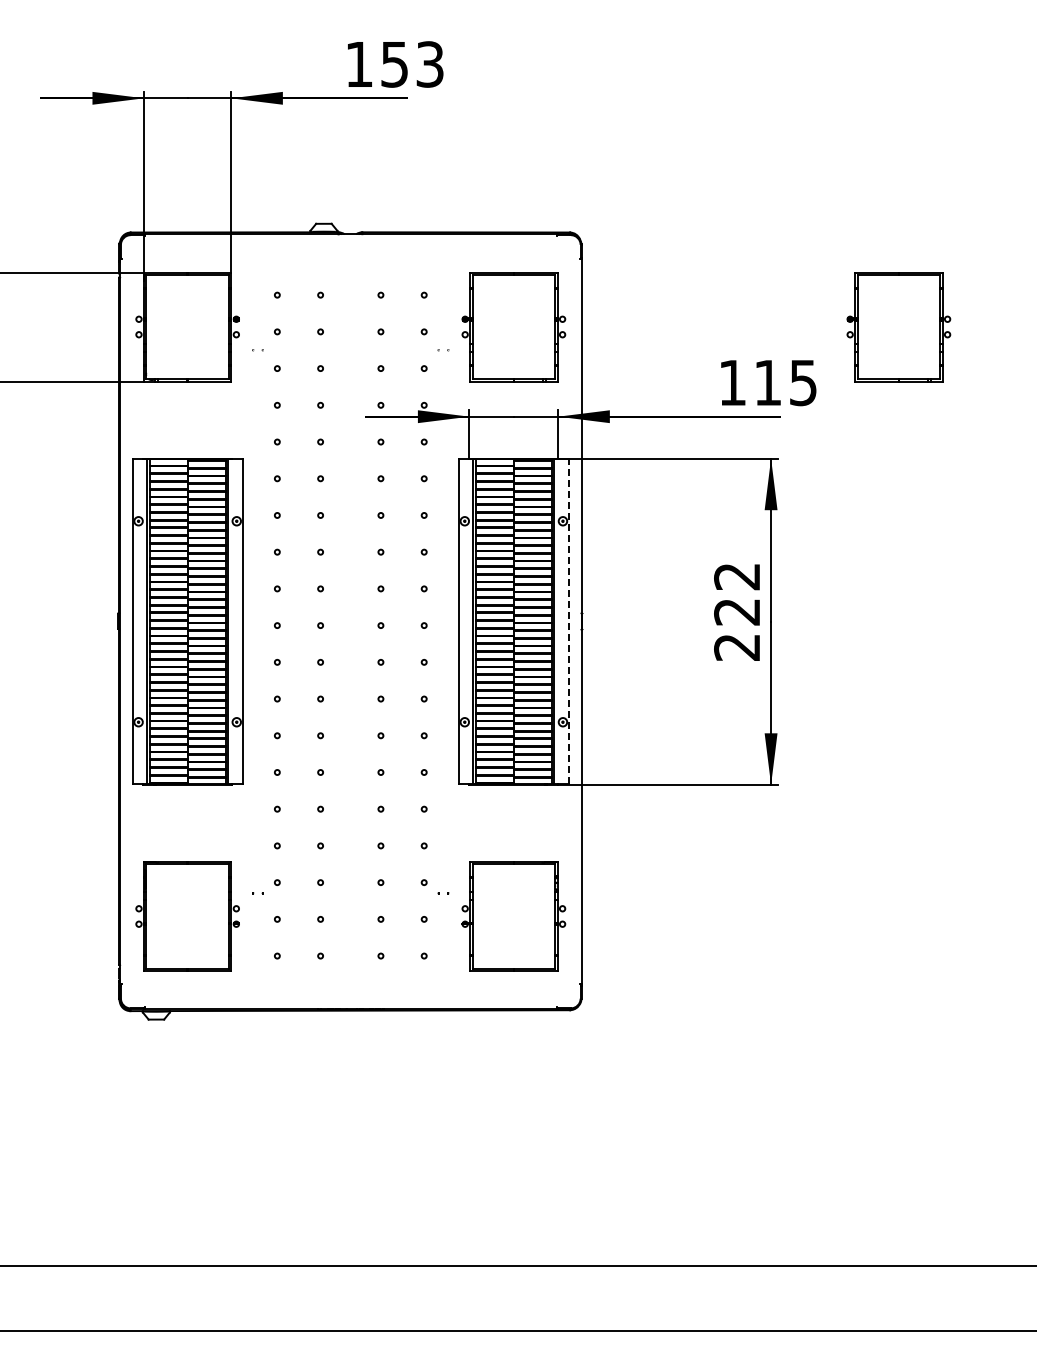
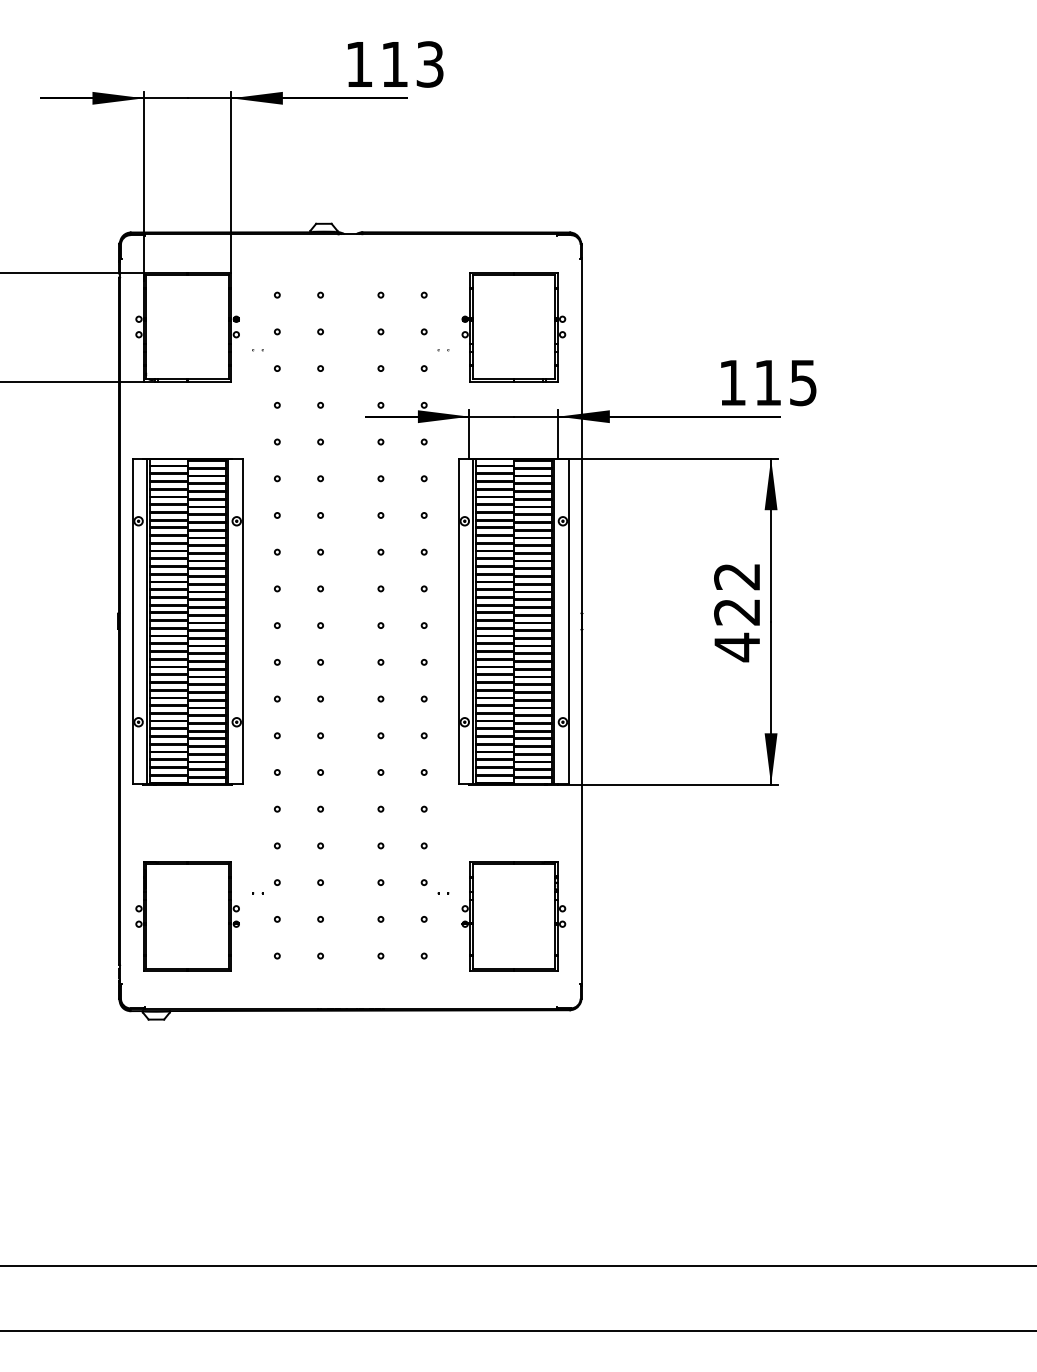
text: 153 -> 113 (394, 64)
part: present -> none (898, 327)
line: dashed -> solid (568, 621)
text: 222 -> 422 (736, 647)
